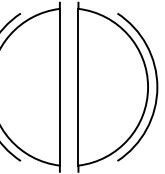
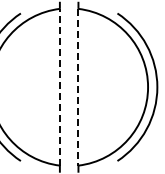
line: solid -> dashed (59, 86)
line: solid -> dashed (78, 87)
